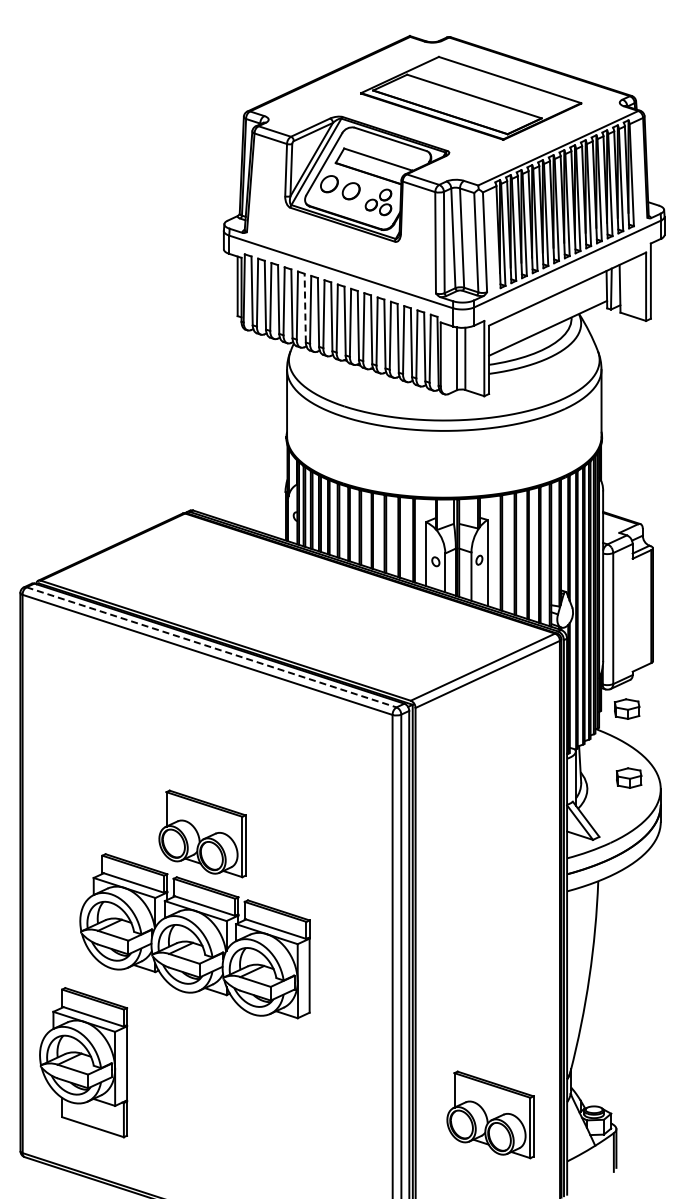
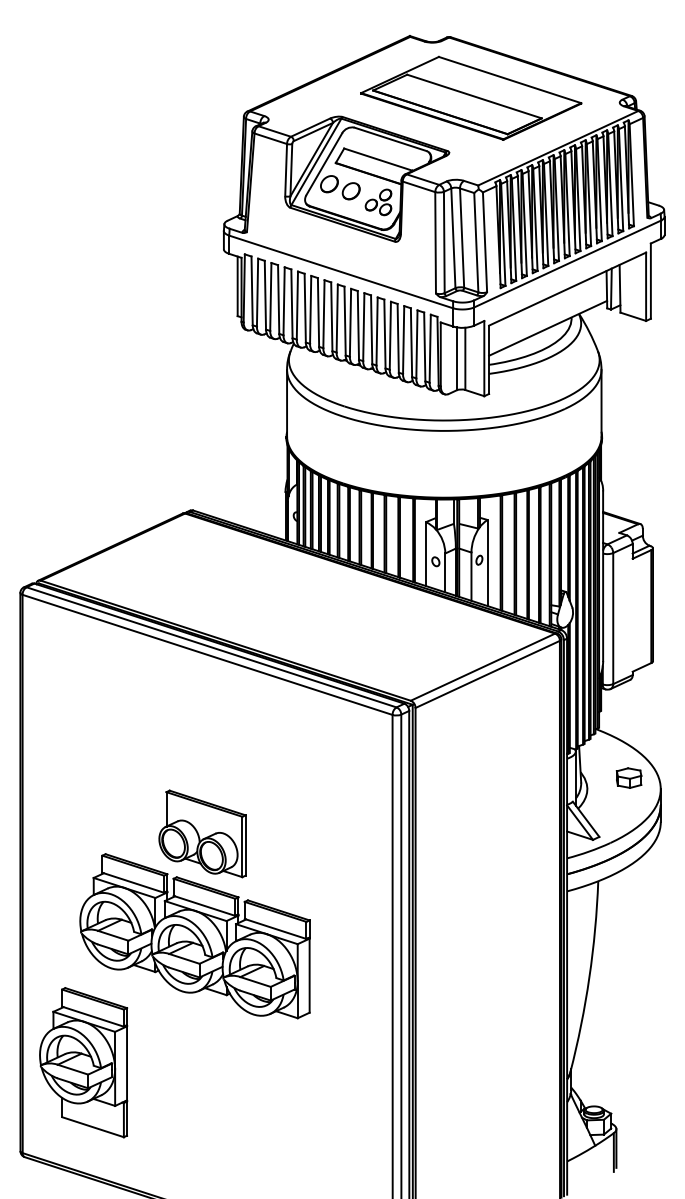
line: dashed -> solid (305, 307)
line: dashed -> solid (211, 647)
part: present -> none (626, 708)
part: present -> none (490, 1114)
